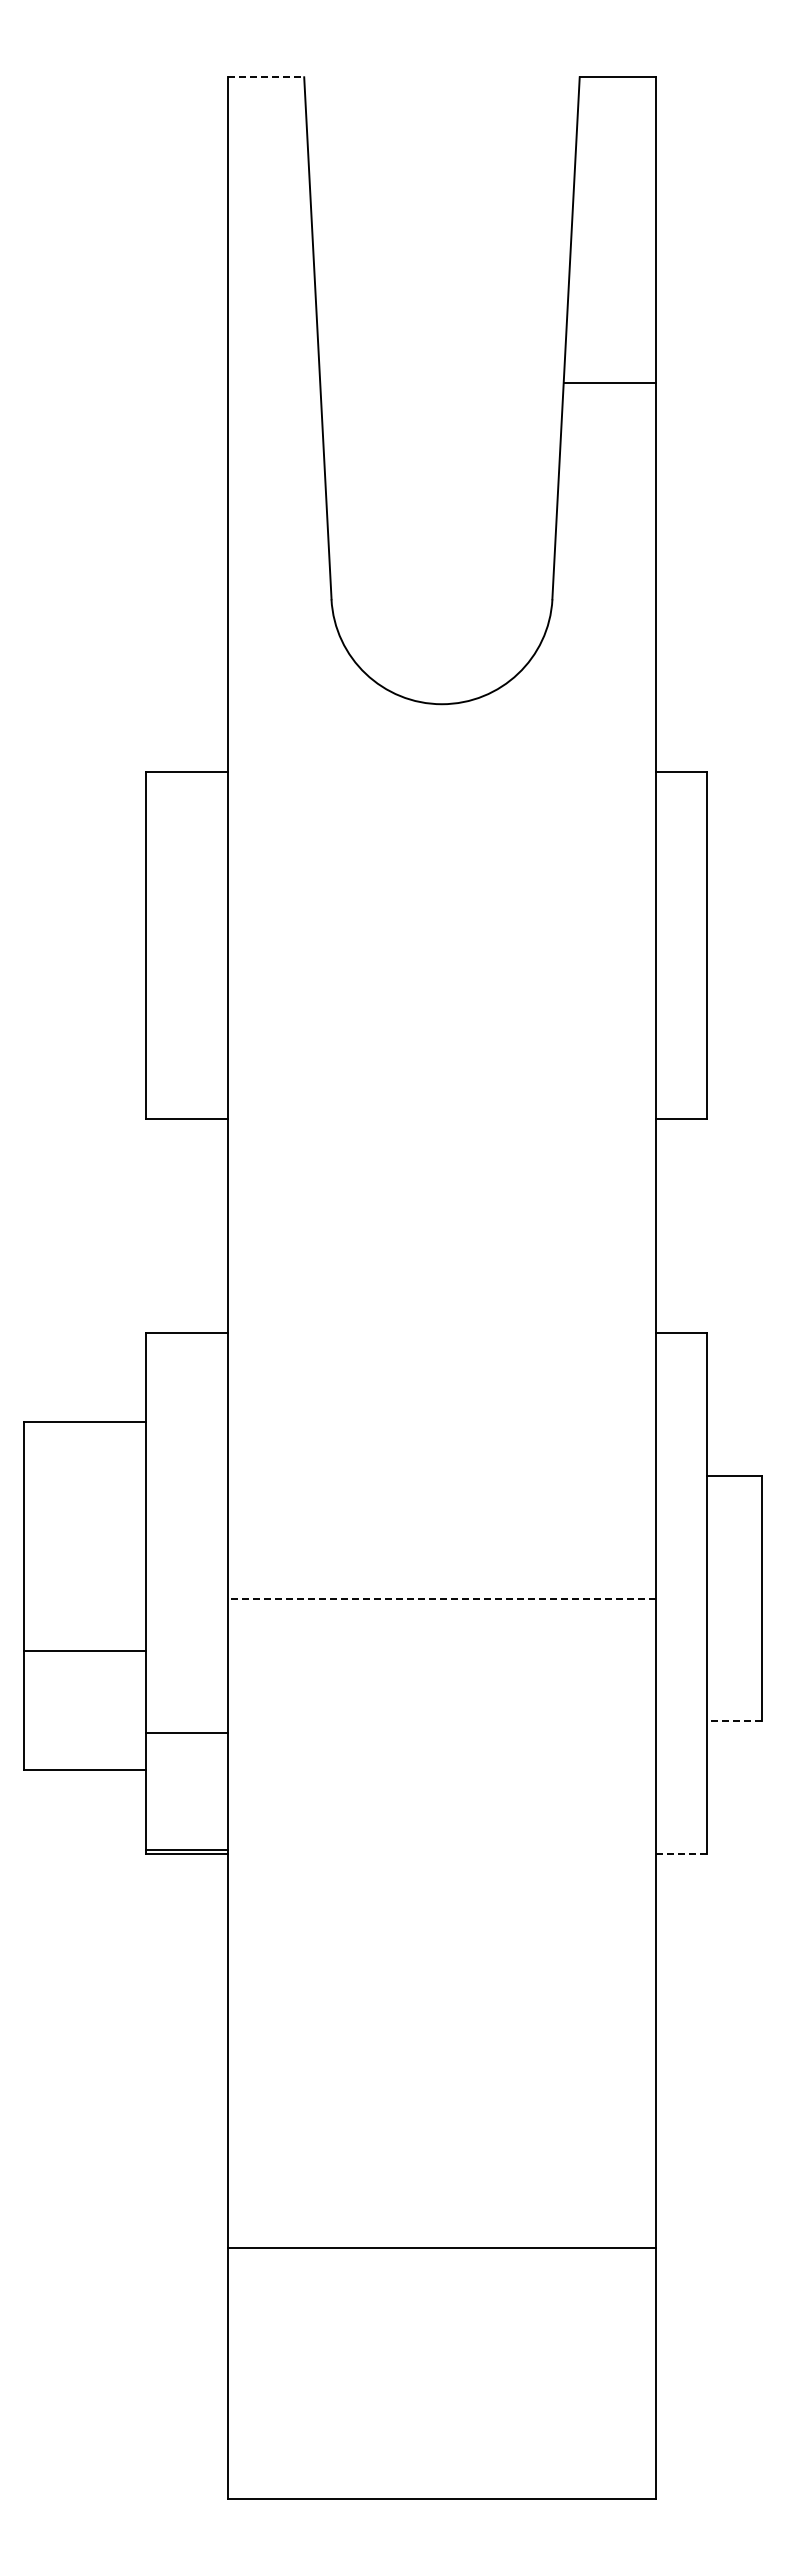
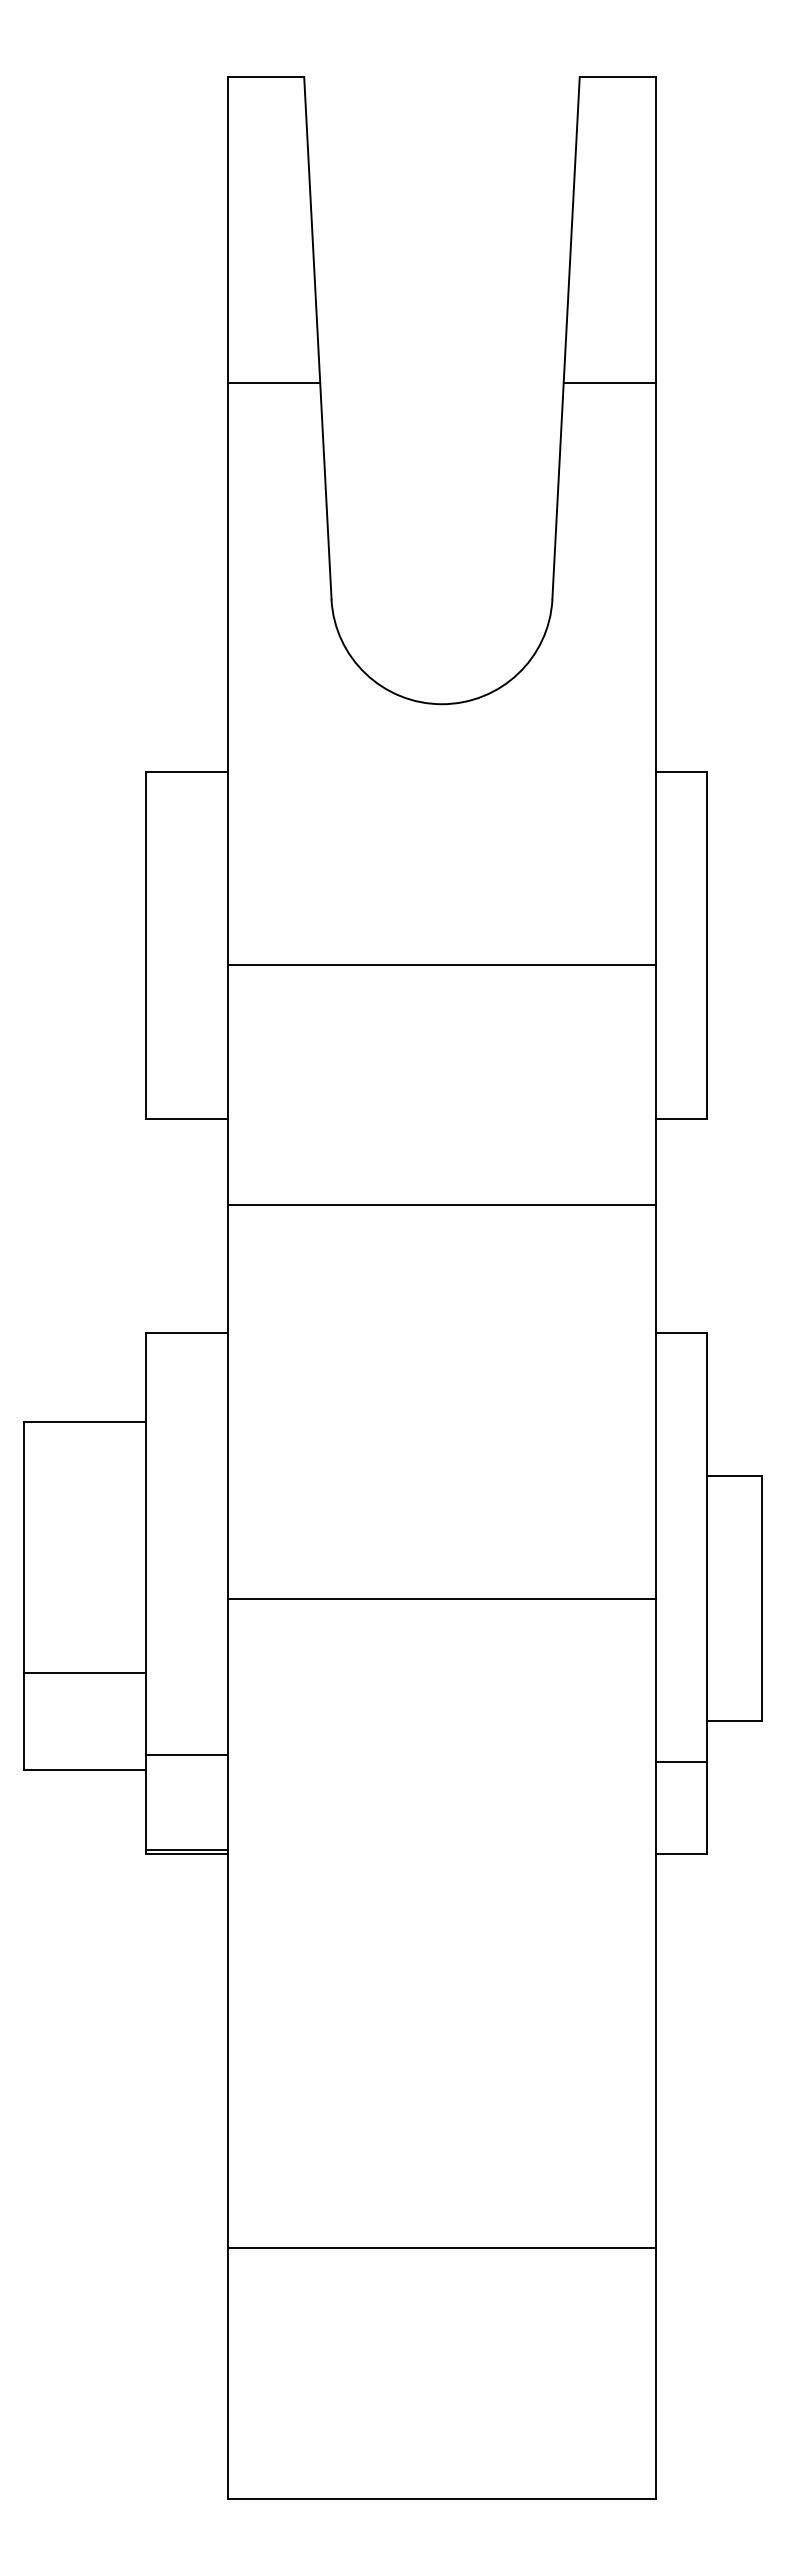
line: dashed -> solid (266, 77)
line: none -> present (273, 383)
line: none -> present (441, 965)
line: none -> present (441, 1205)
line: dashed -> solid (441, 1598)
line position: (84, 1651) -> (84, 1673) (84, 1673)
line: dashed -> solid (734, 1721)
line position: (186, 1733) -> (186, 1755) (186, 1755)
line: none -> present (681, 1762)
line: dashed -> solid (681, 1853)
